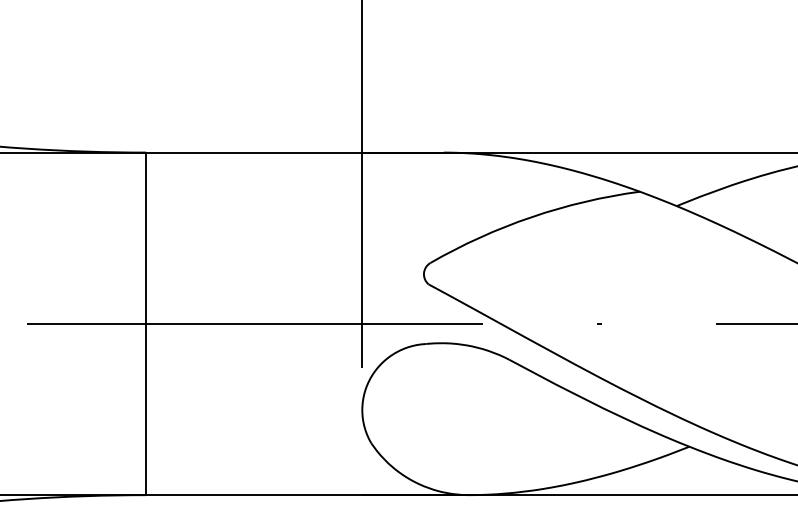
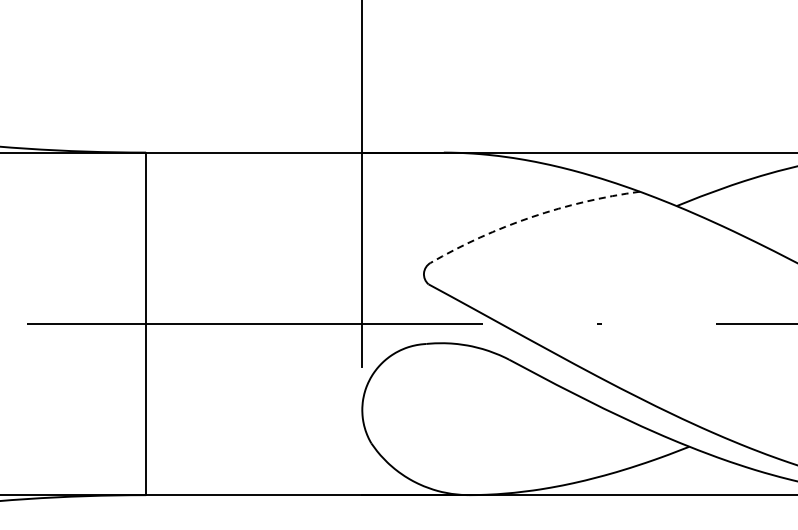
arc: solid -> dashed (531, 217)
